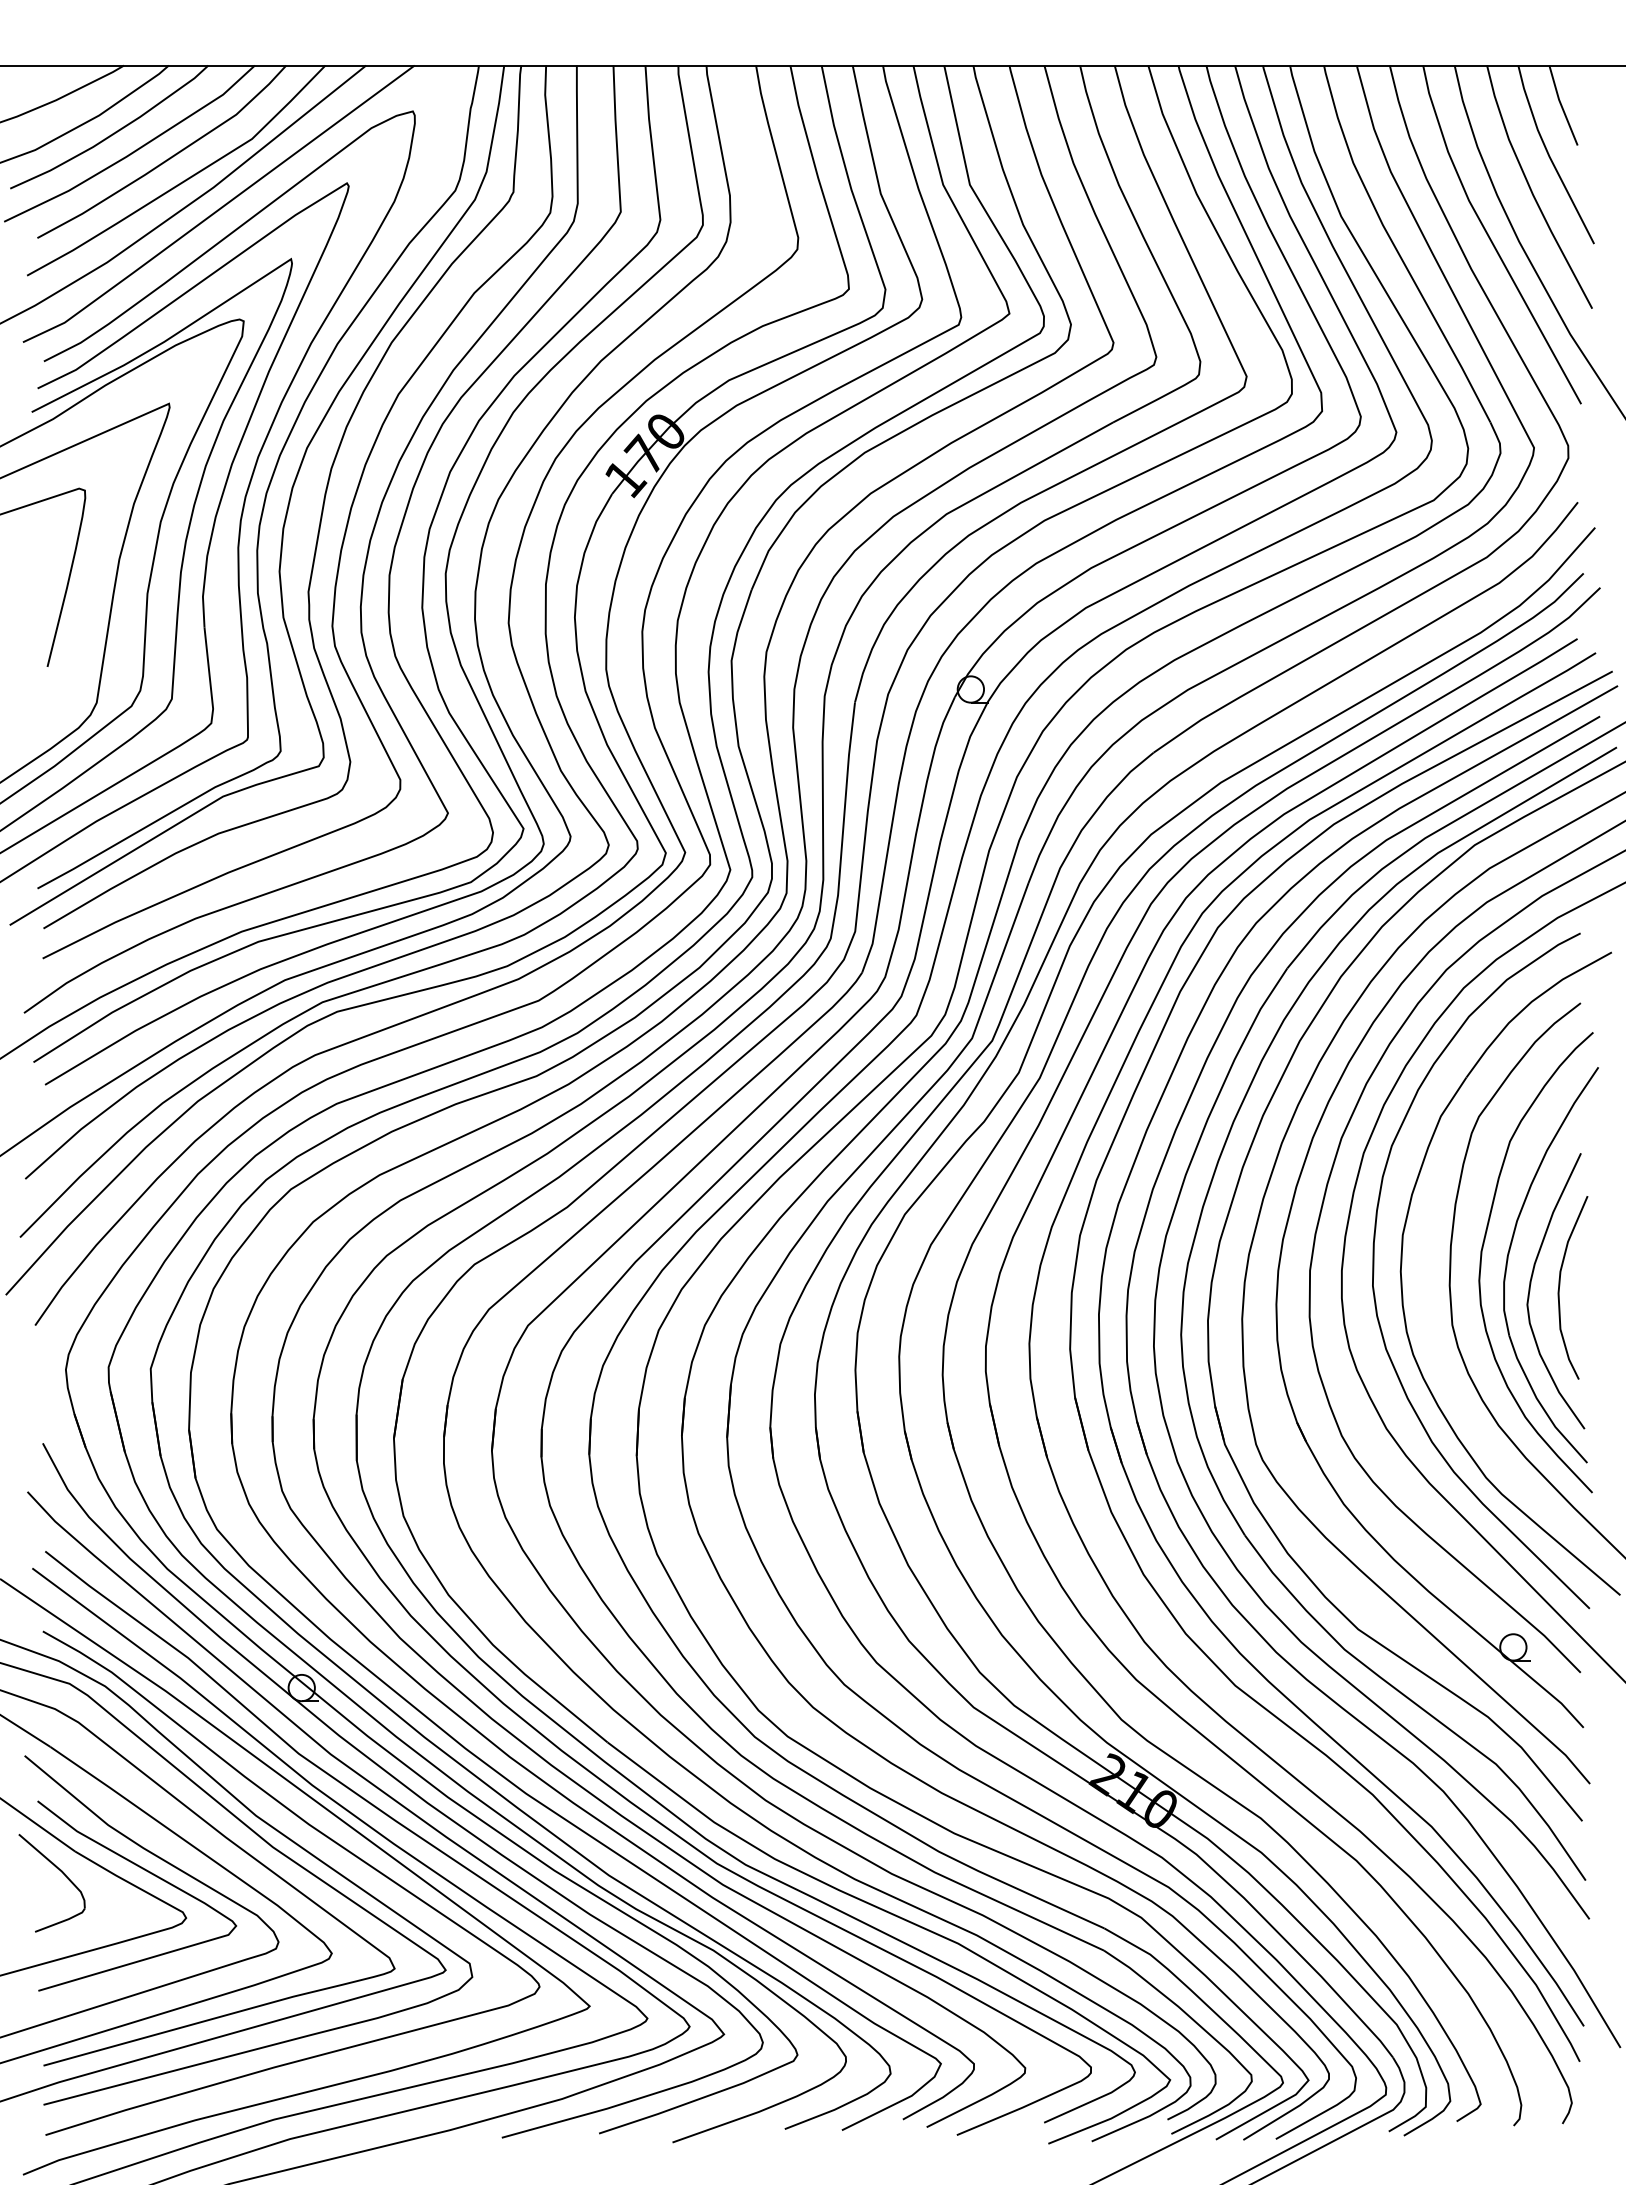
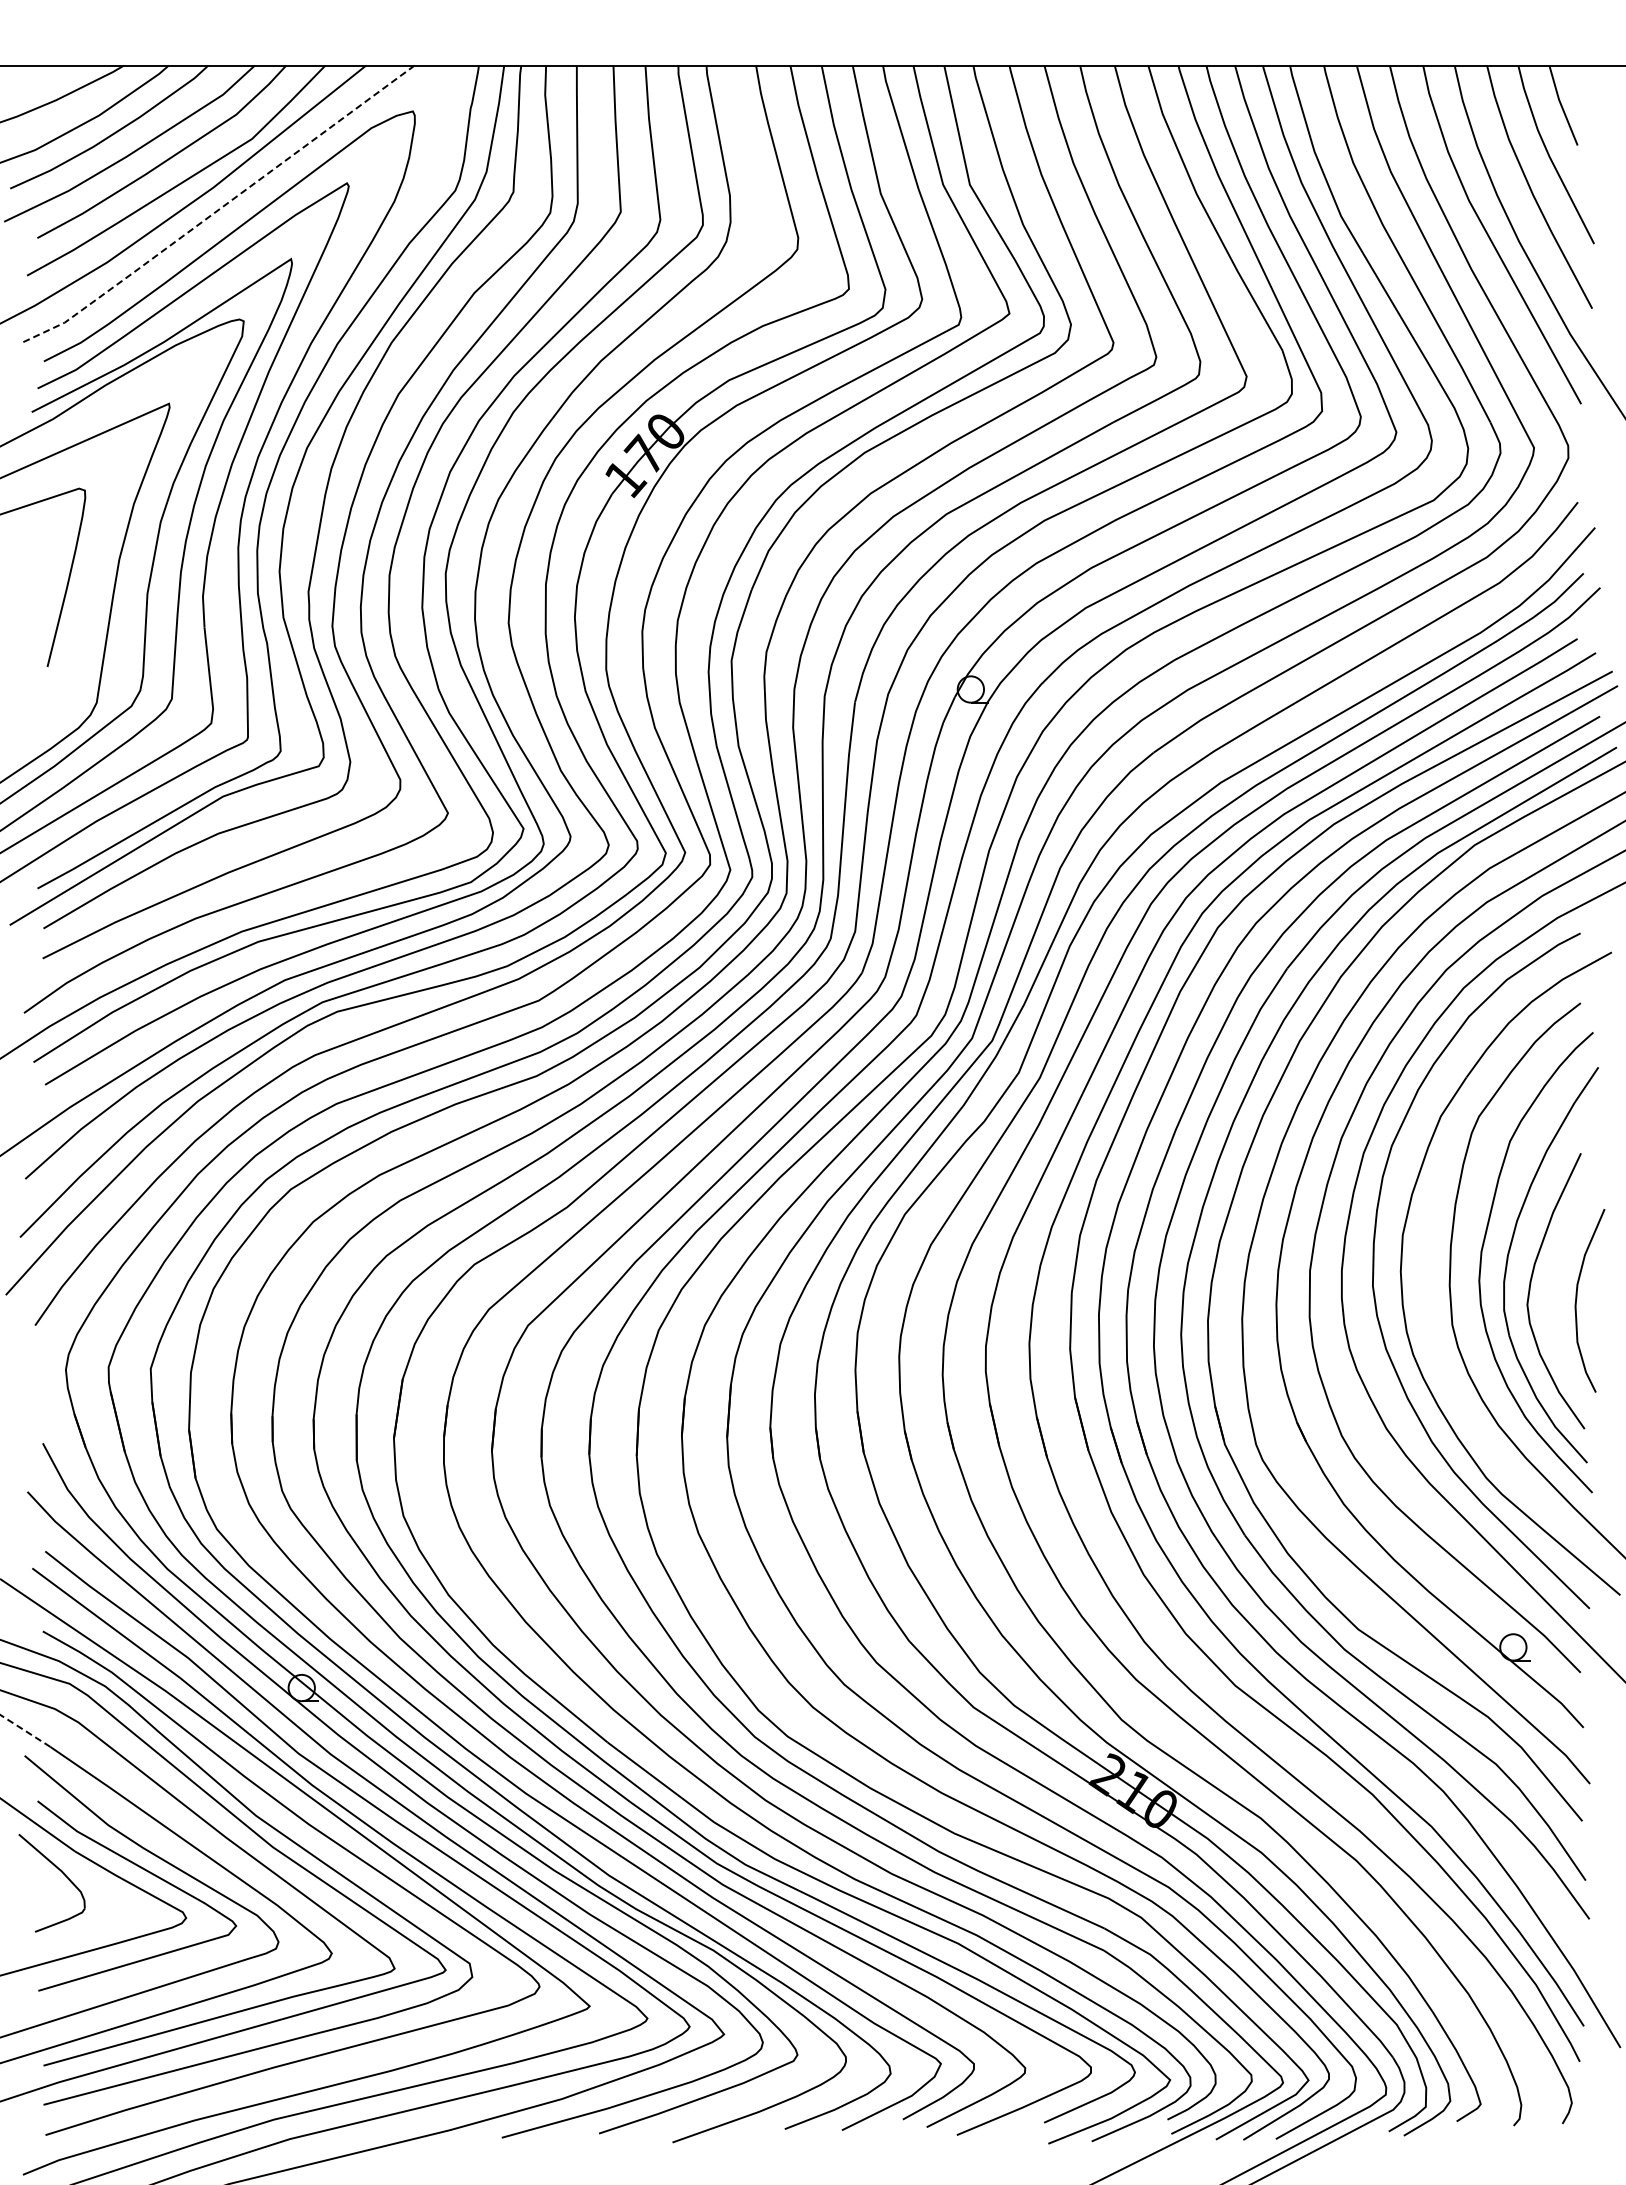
line: solid -> dashed (219, 209)
curve position: (1560, 1285) -> (1577, 1298) (1577, 1298)
line: solid -> dashed (25, 1730)
